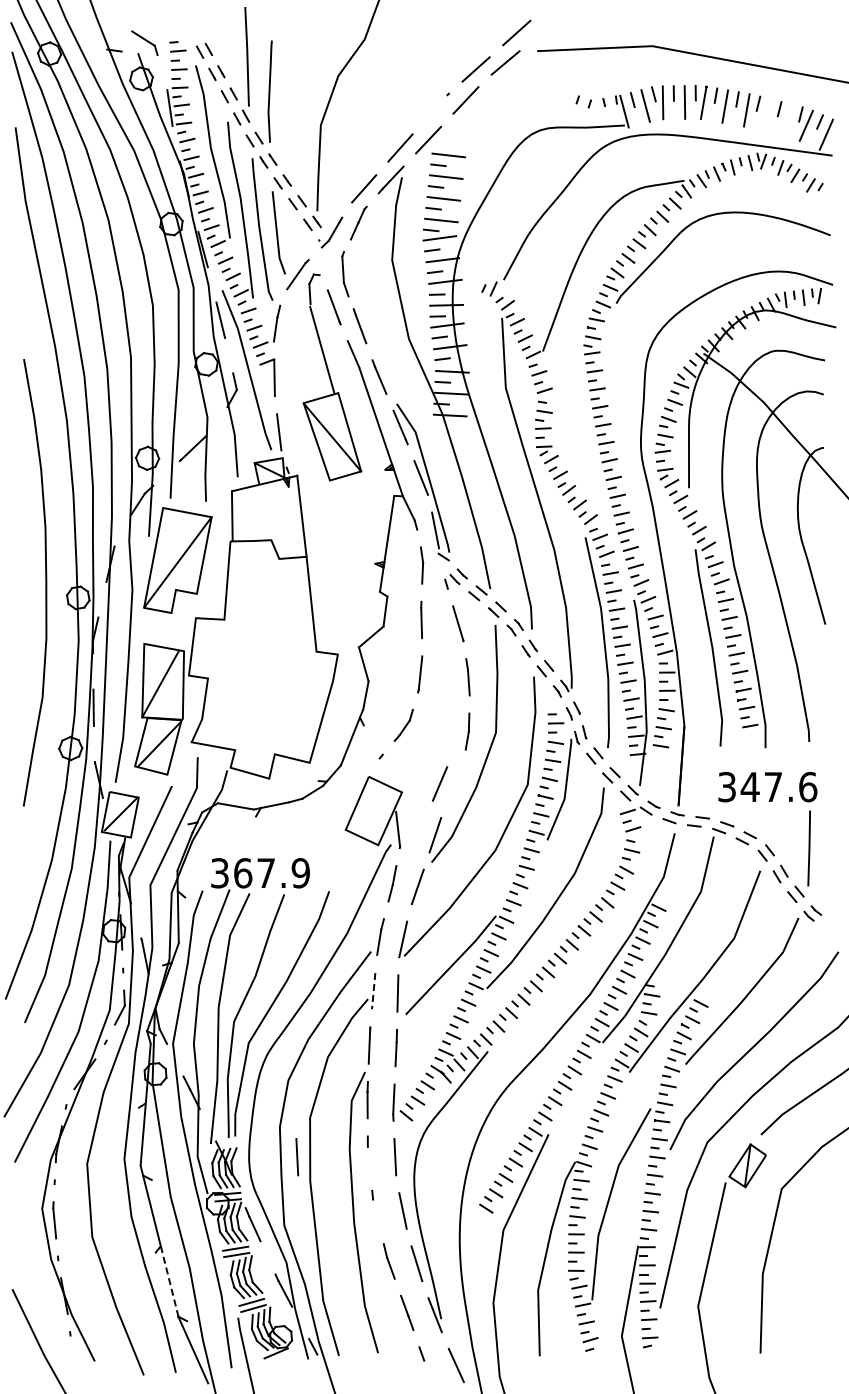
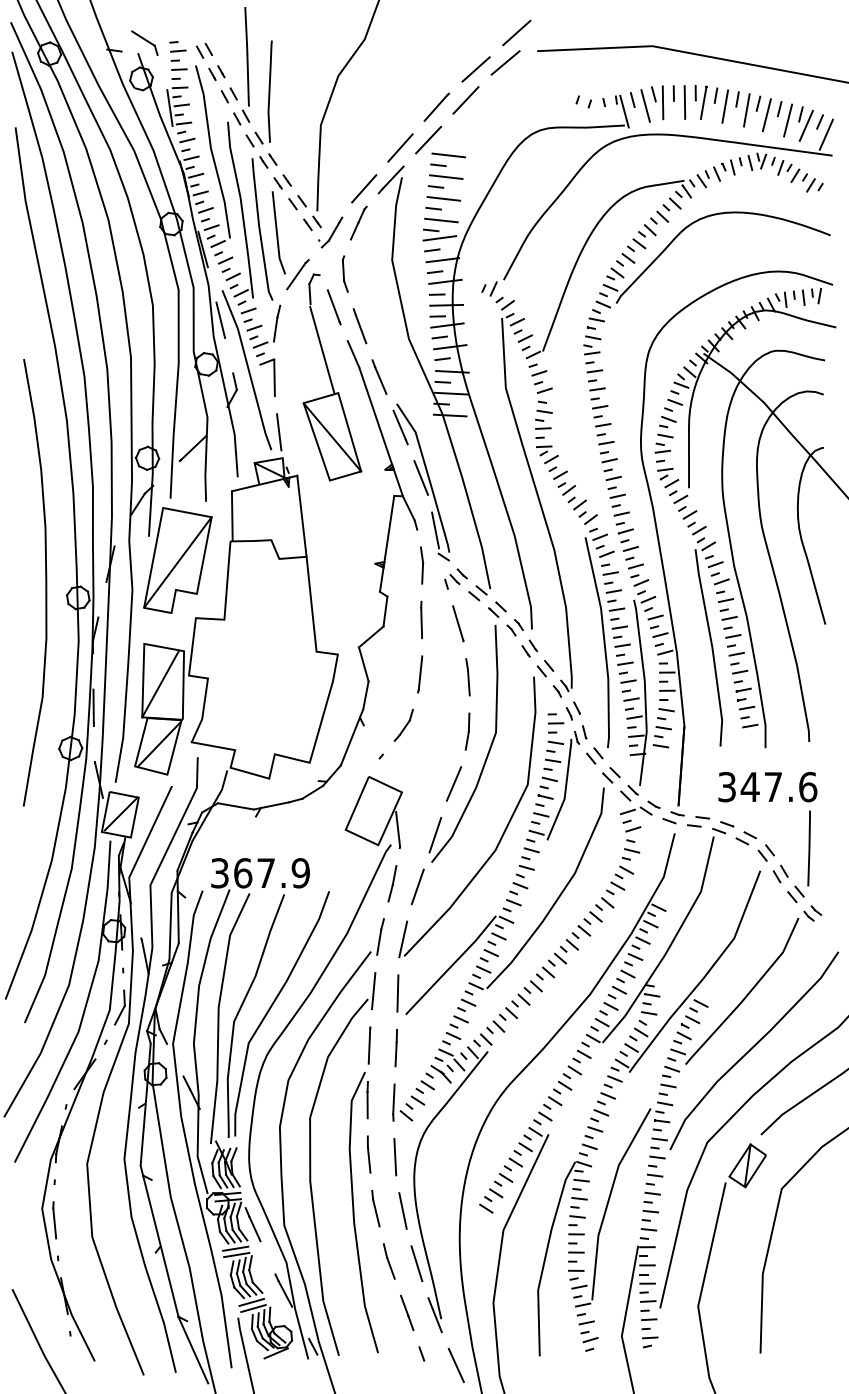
line: none -> present (435, 107)
line: none -> present (766, 115)
line: none -> present (788, 120)
part size: 9x47 px -> 8x38 px (344, 273)
line position: (440, 783) -> (454, 783) (454, 783)
line: dashed -> solid (373, 991)
line: present -> none (297, 1157)
line: none -> present (368, 1159)
line: none -> present (376, 1212)
line: dashed -> solid (169, 1281)
